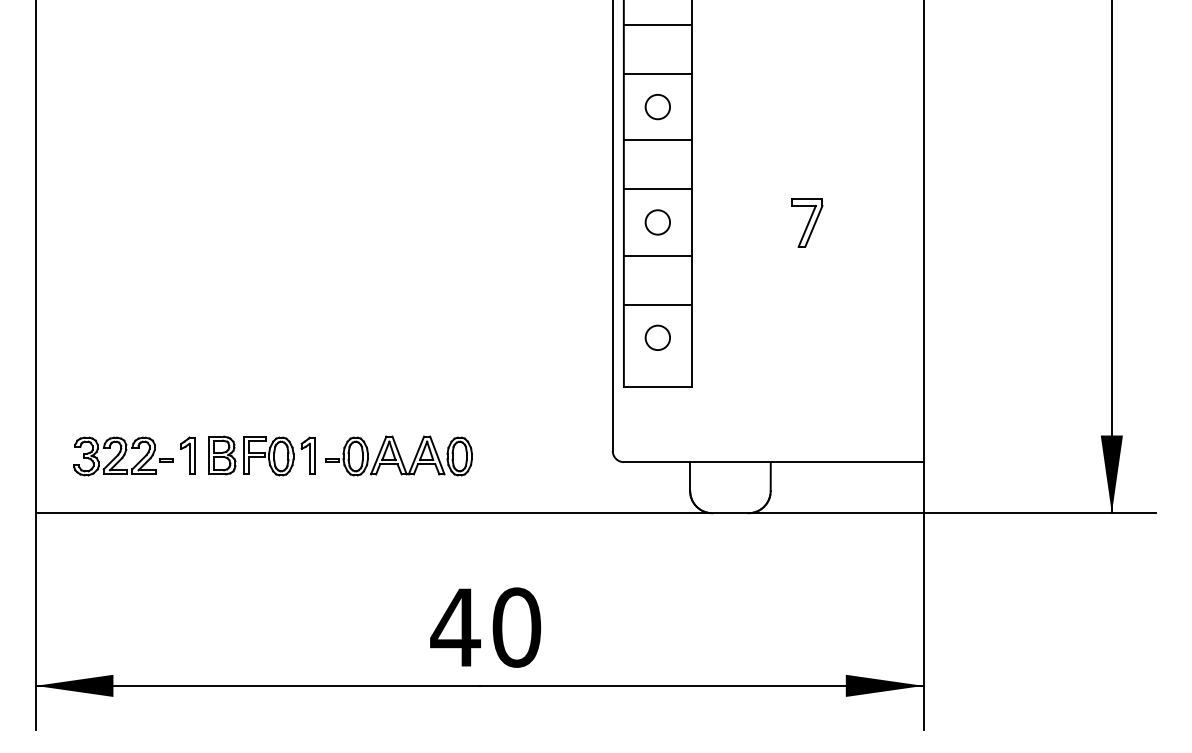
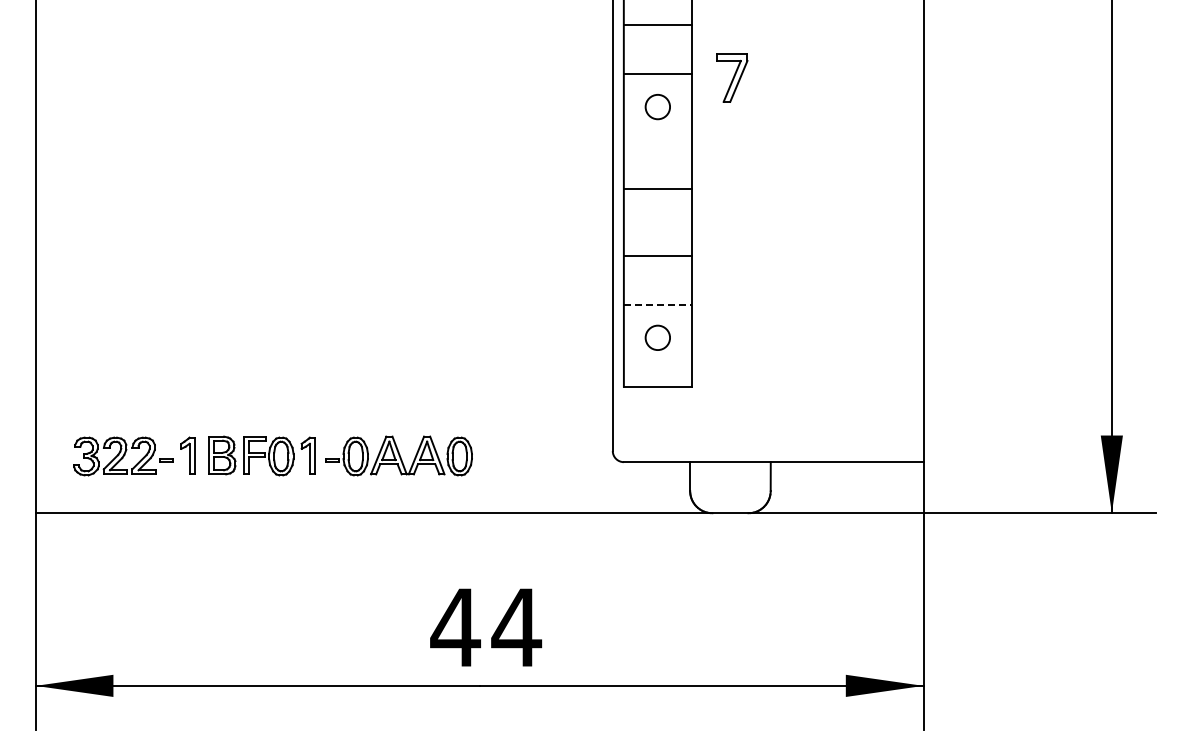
line: present -> none (657, 140)
circle: present -> none (657, 222)
part position: (807, 222) -> (732, 77) (732, 77)
line: solid -> dashed (658, 304)
text: 40 -> 44 (516, 627)
